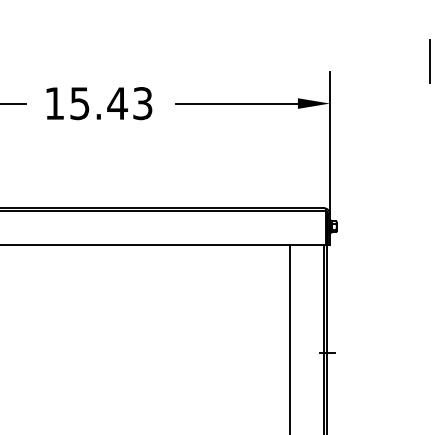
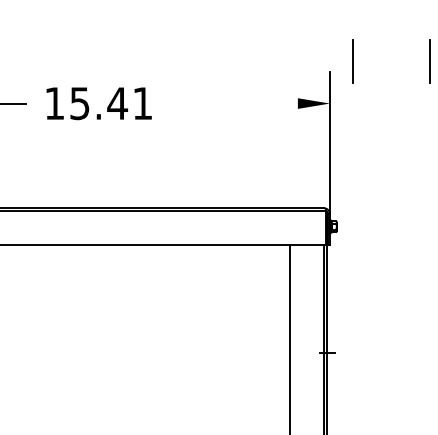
line: none -> present (352, 61)
text: 15.43 -> 15.41 (142, 103)
line: present -> none (236, 103)
